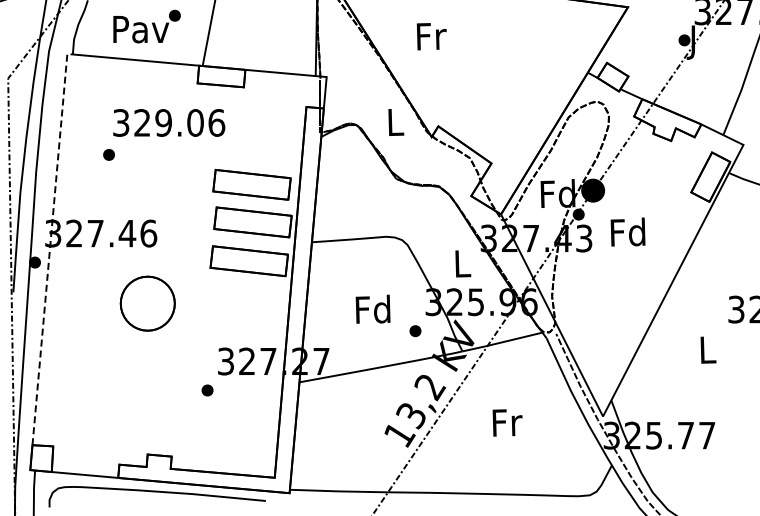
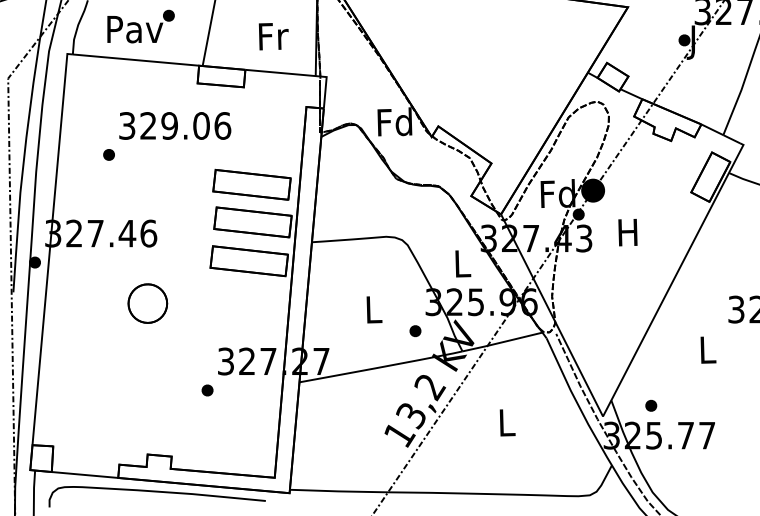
text position: (146, 26) -> (140, 26) (140, 26)
text position: (431, 36) -> (273, 36) (273, 36)
text: L -> Fd (394, 121)
text position: (169, 122) -> (175, 125) (175, 125)
text: Fd -> H (627, 231)
line: dashed -> solid (50, 246)
part size: 57x57 px -> 42x41 px (147, 303)
text: Fd -> L (372, 308)
part: none -> present (651, 405)
text: Fr -> L (507, 422)
